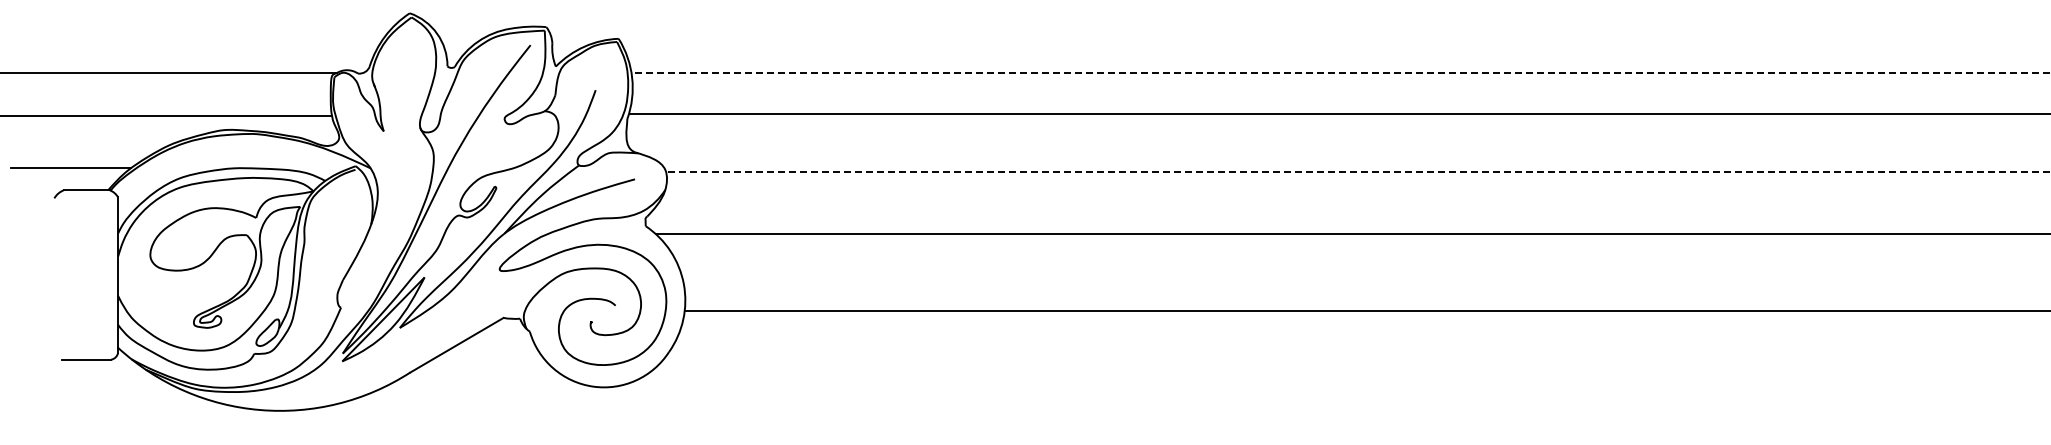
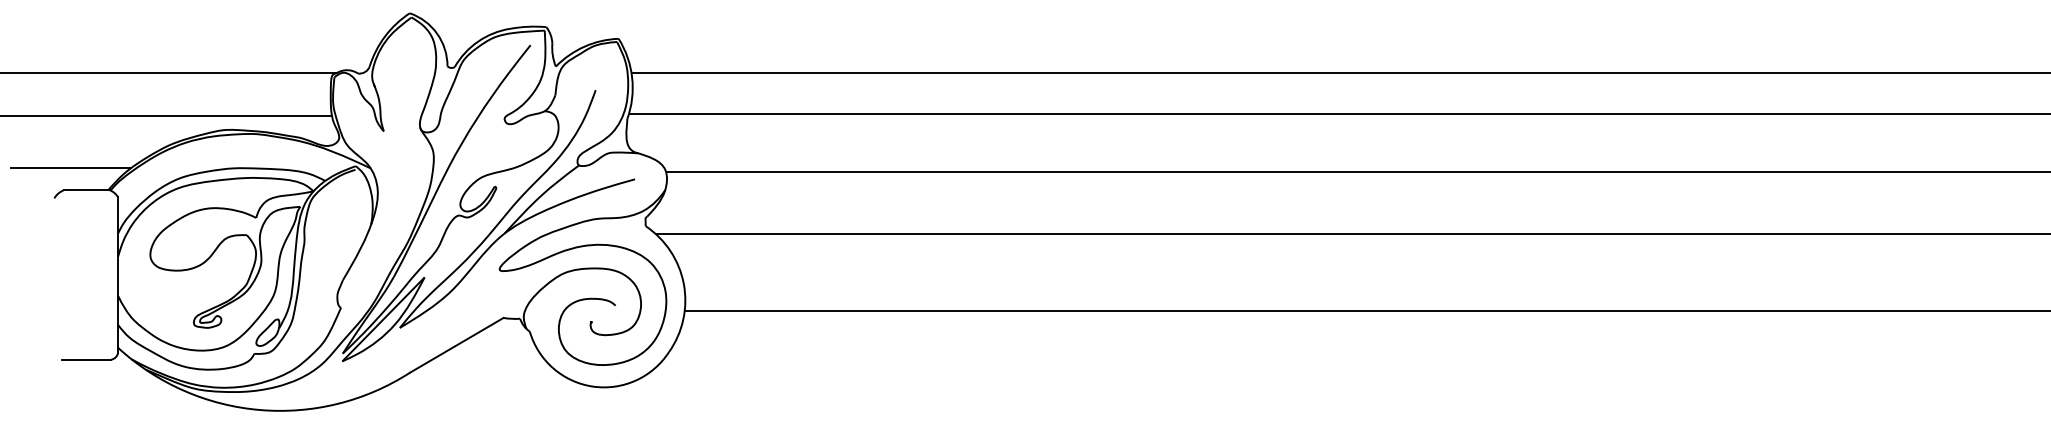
line: dashed -> solid (1340, 73)
line: dashed -> solid (1357, 171)
